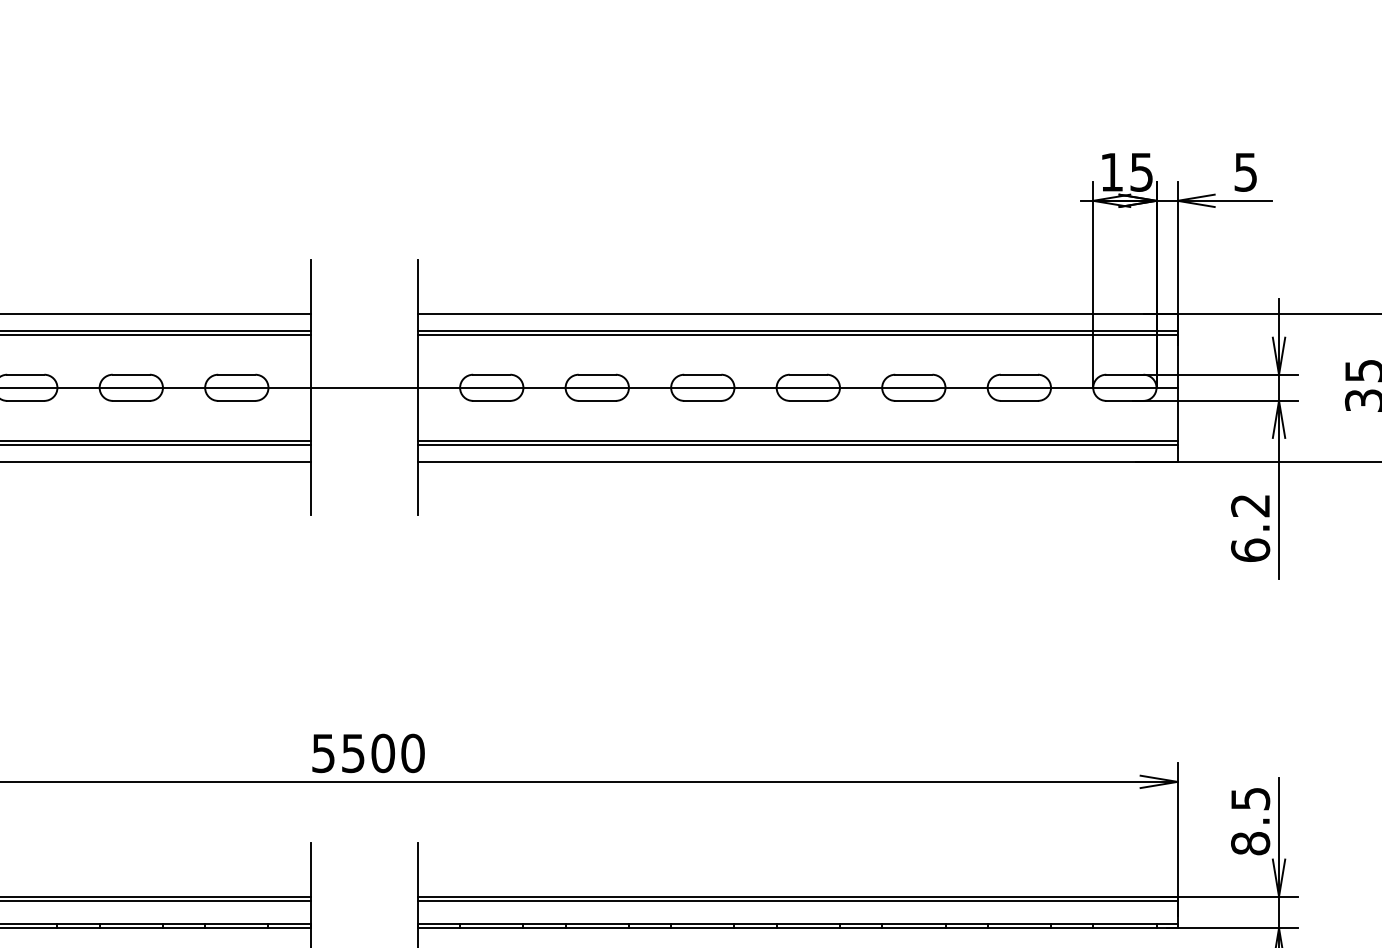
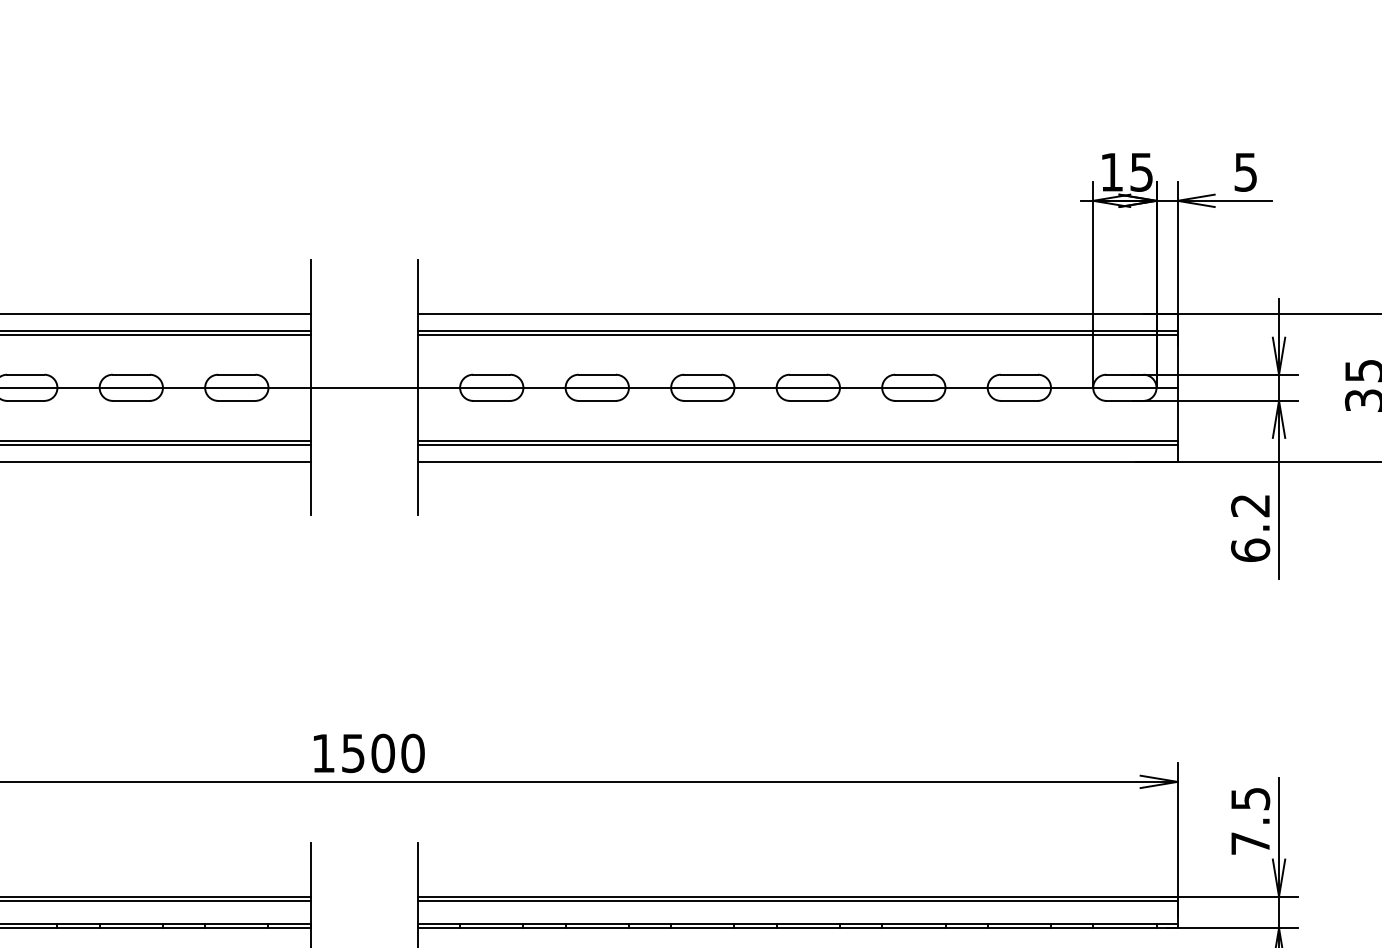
text: 5500 -> 1500 (323, 753)
text: 8.5 -> 7.5 (1250, 843)
